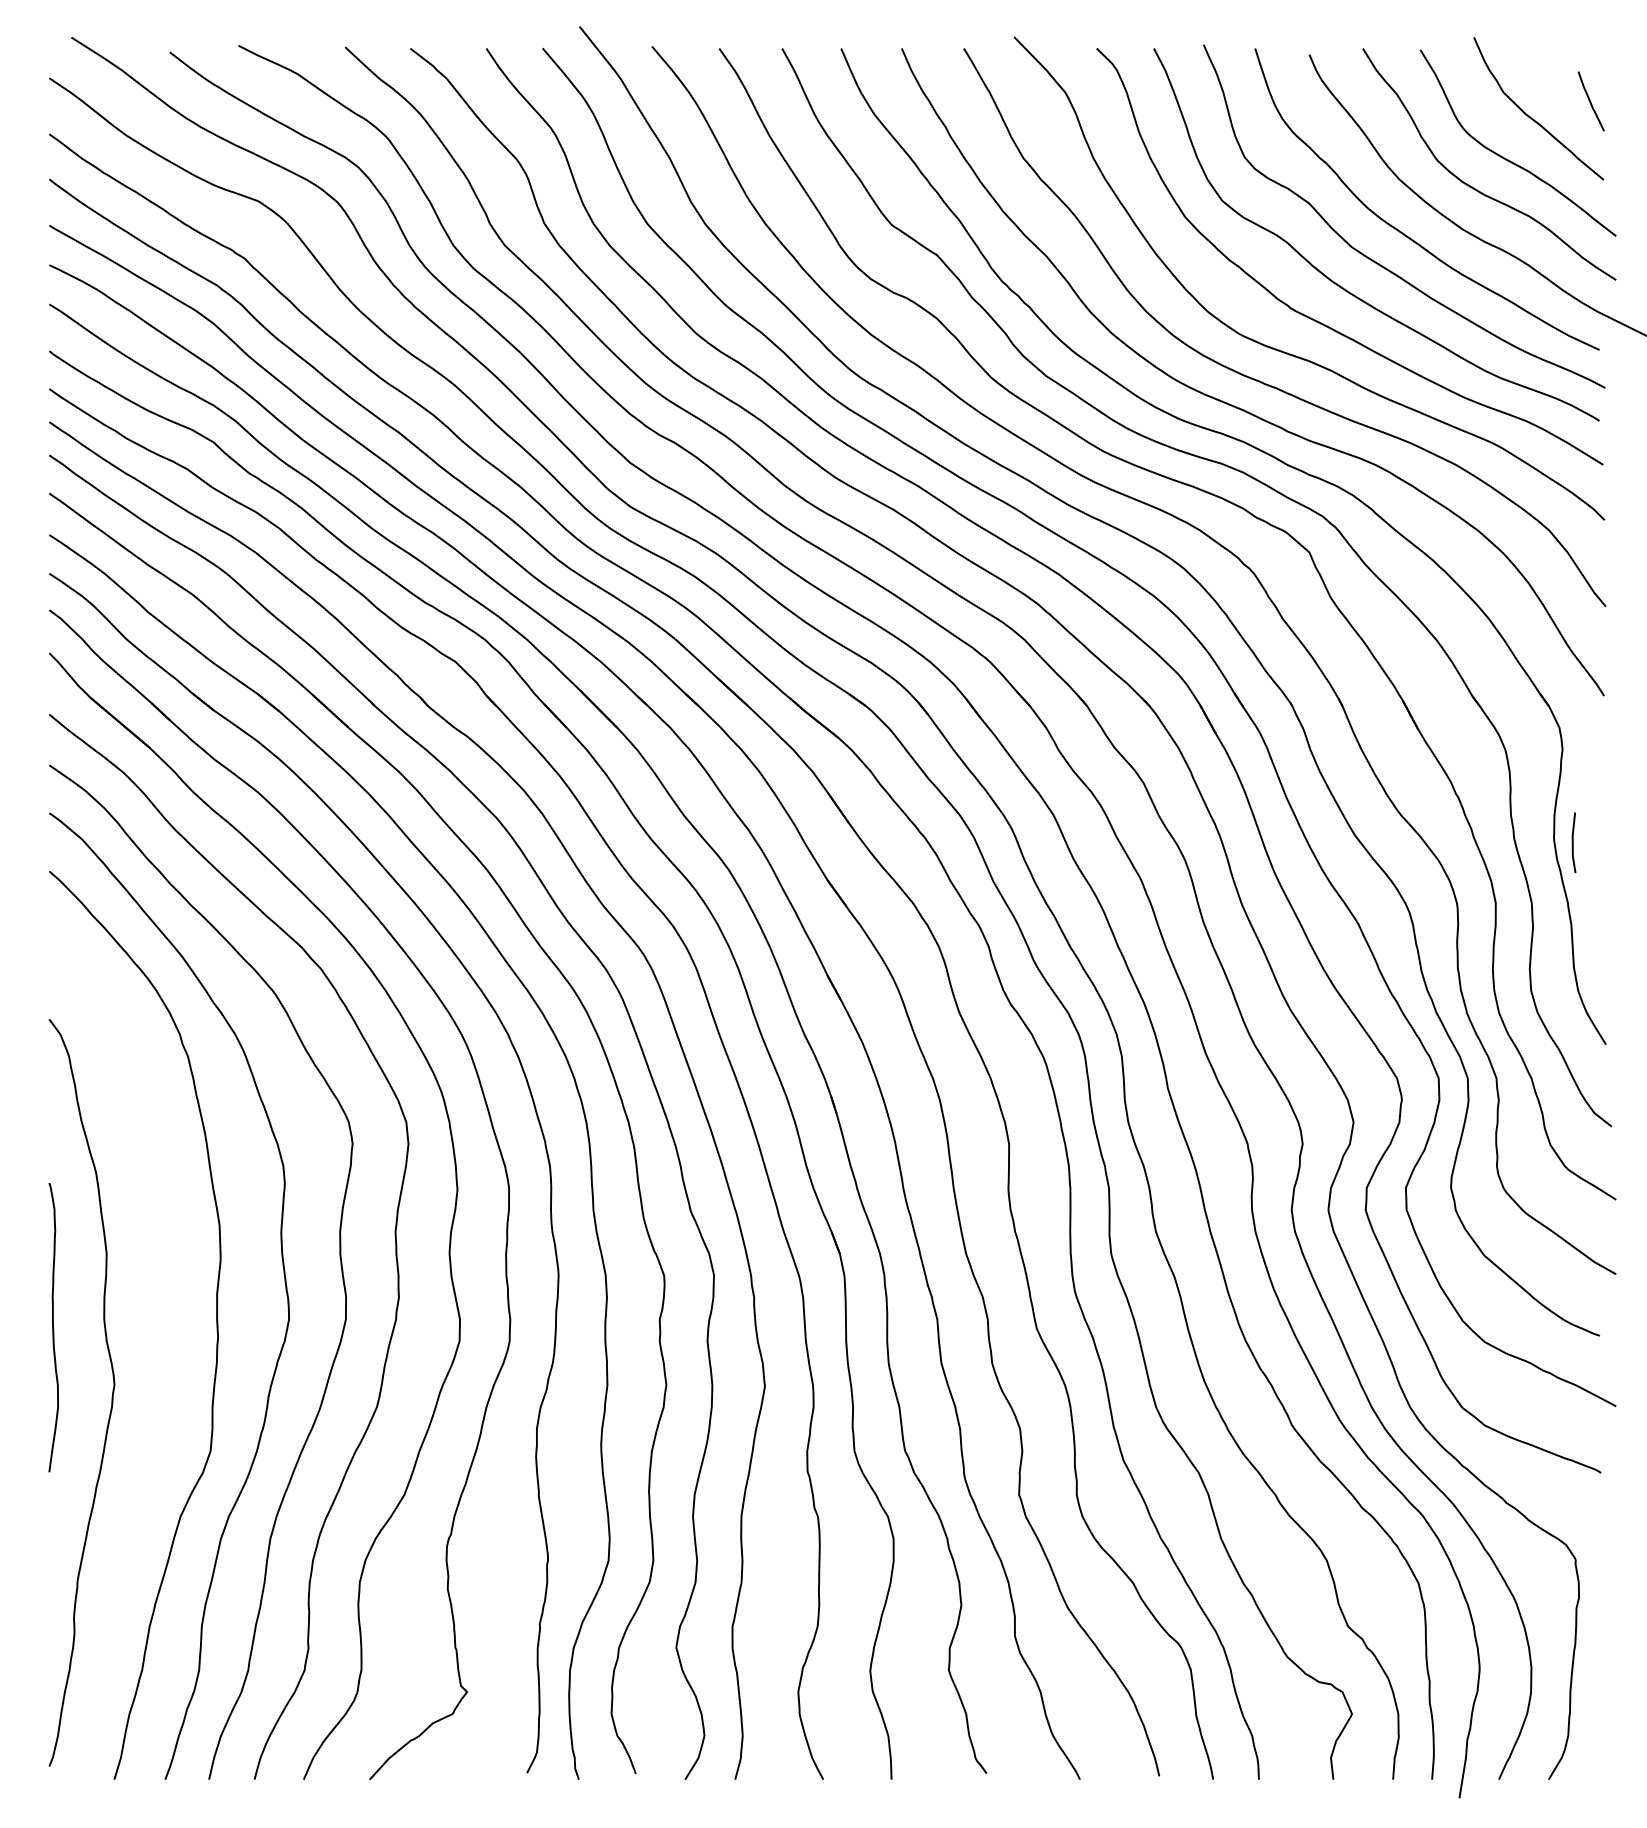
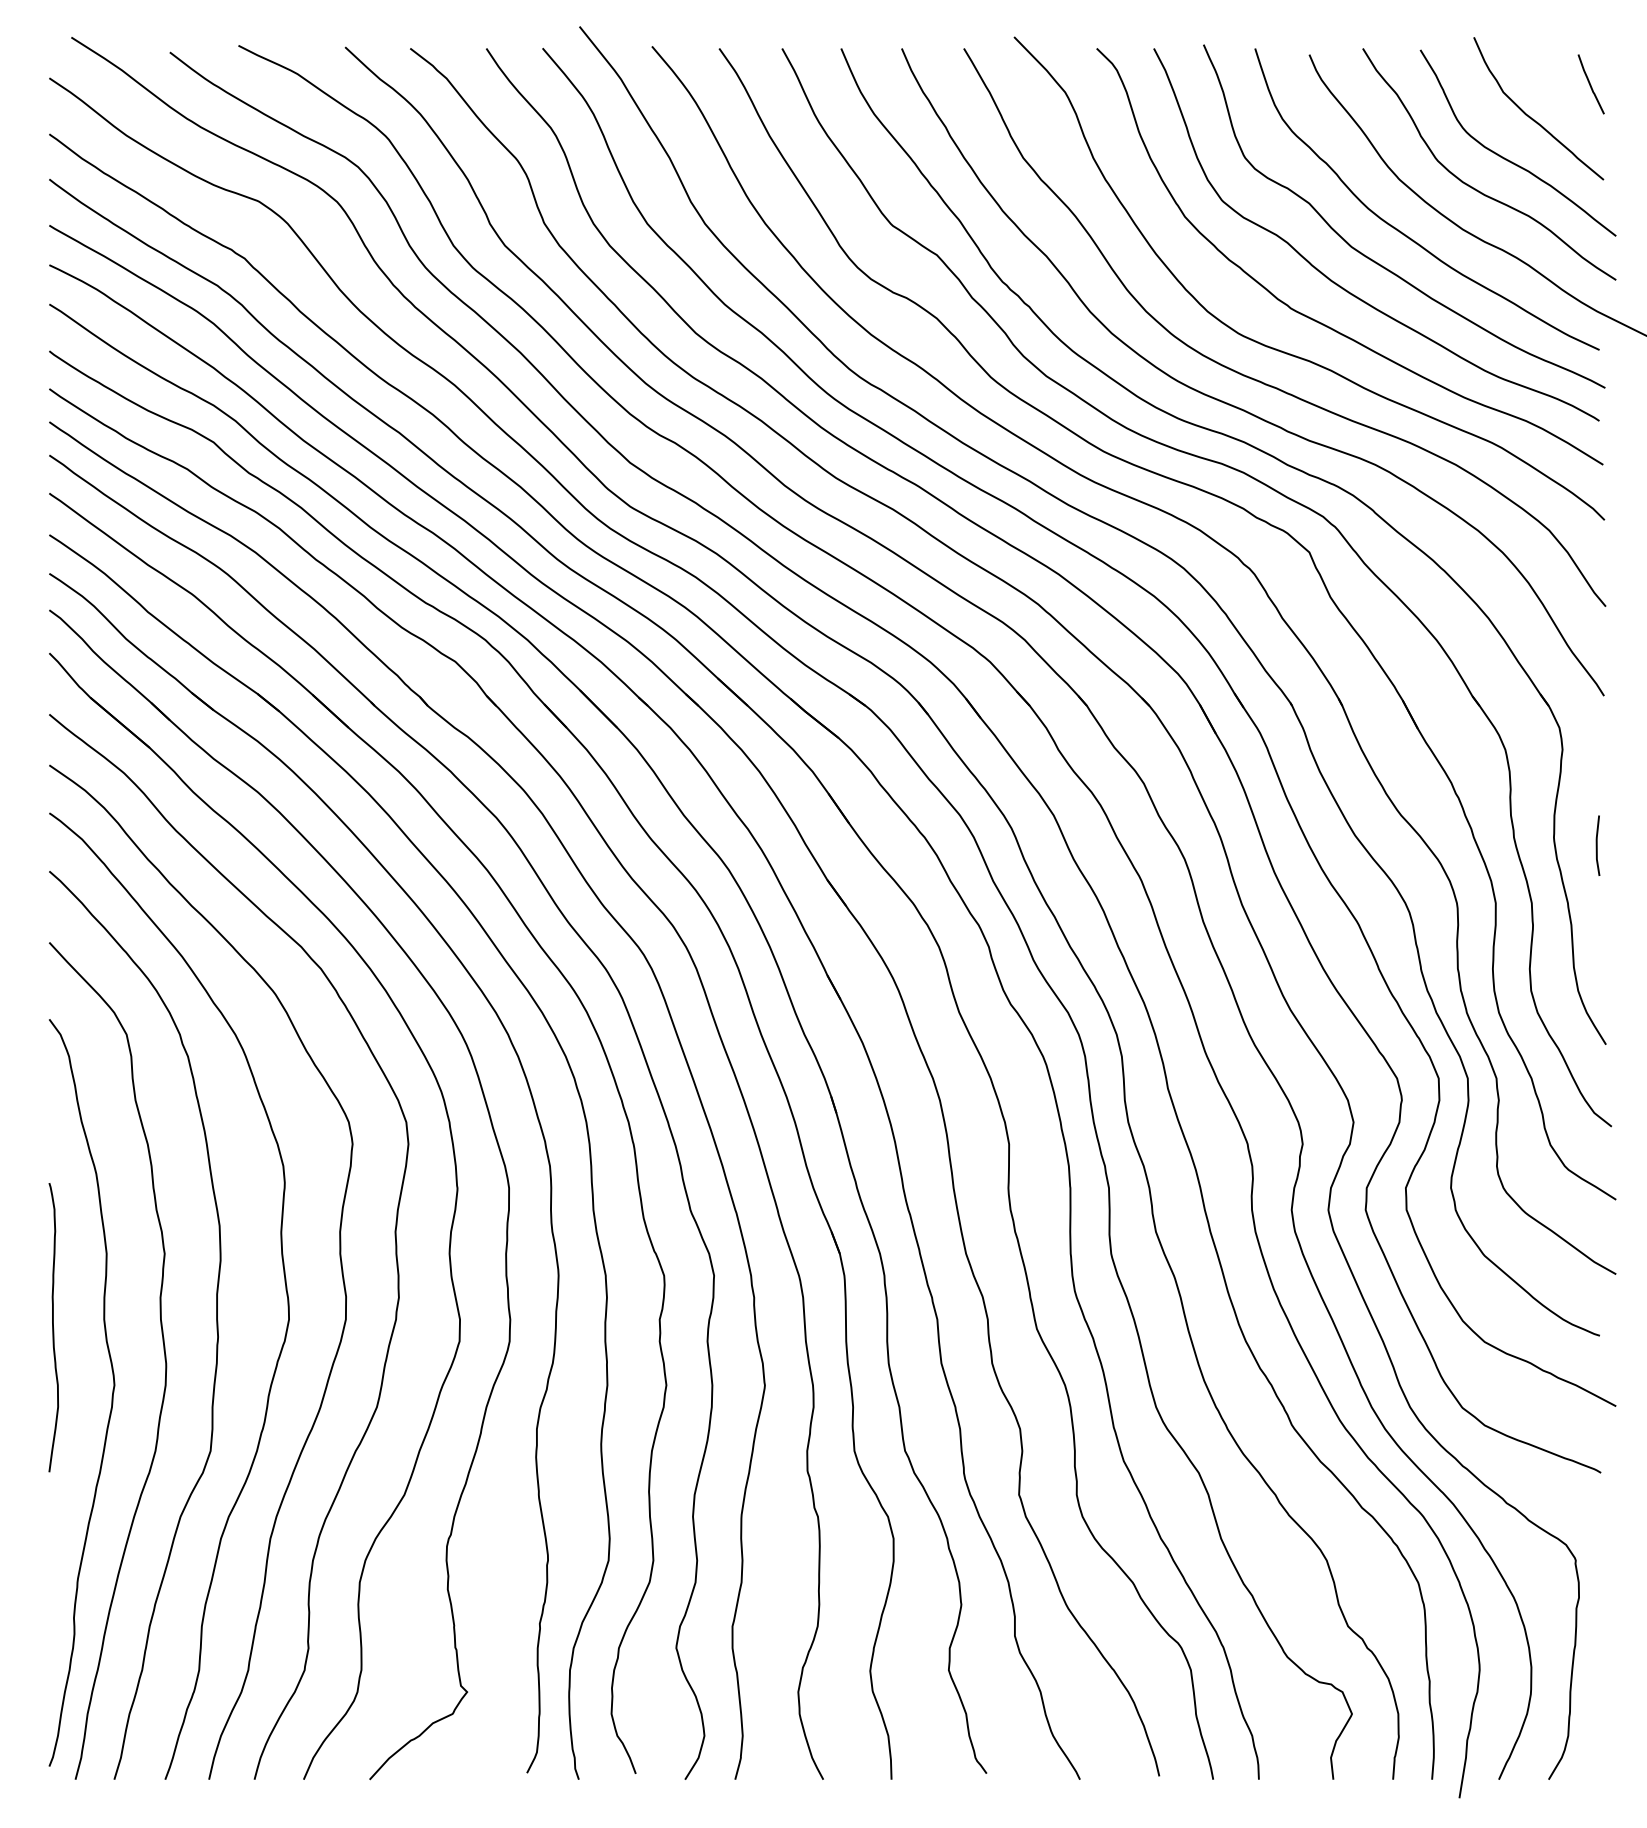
curve position: (1590, 101) -> (1590, 84) (1590, 84)
line position: (1573, 842) -> (1597, 845) (1597, 845)
curve: none -> present (163, 1351)
